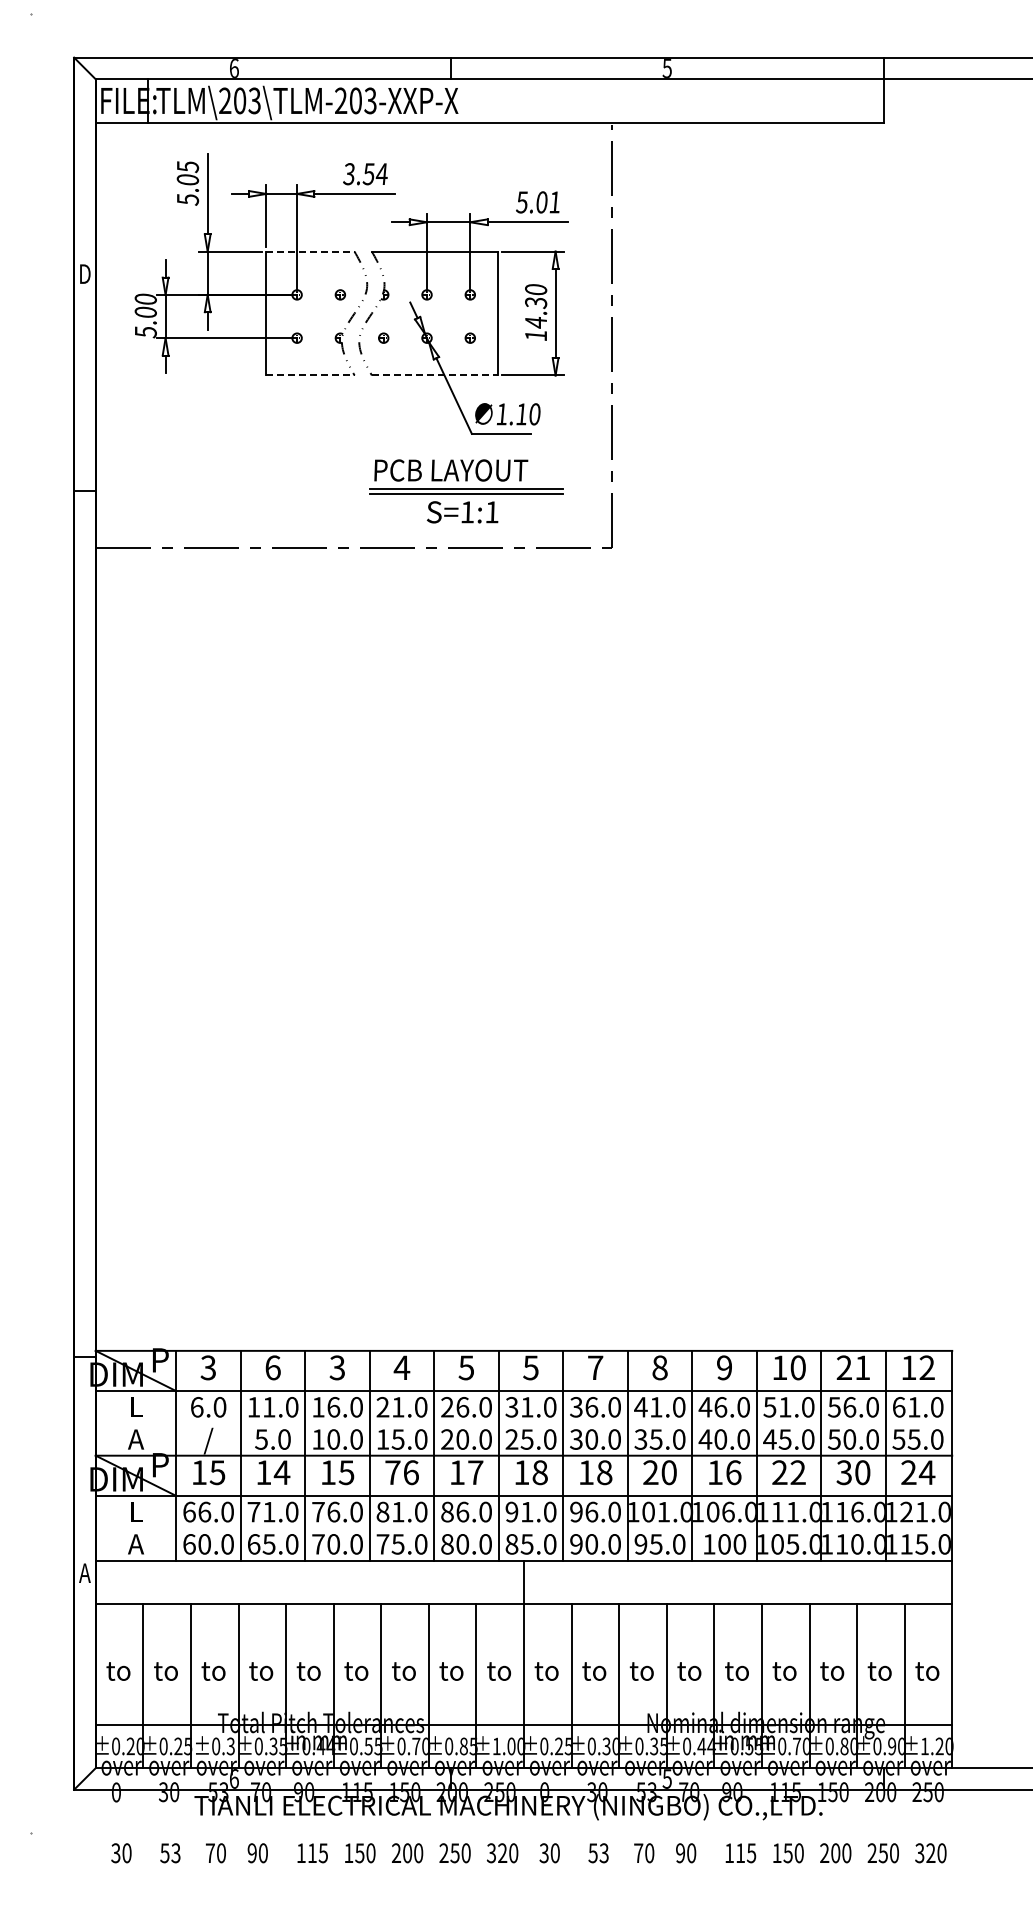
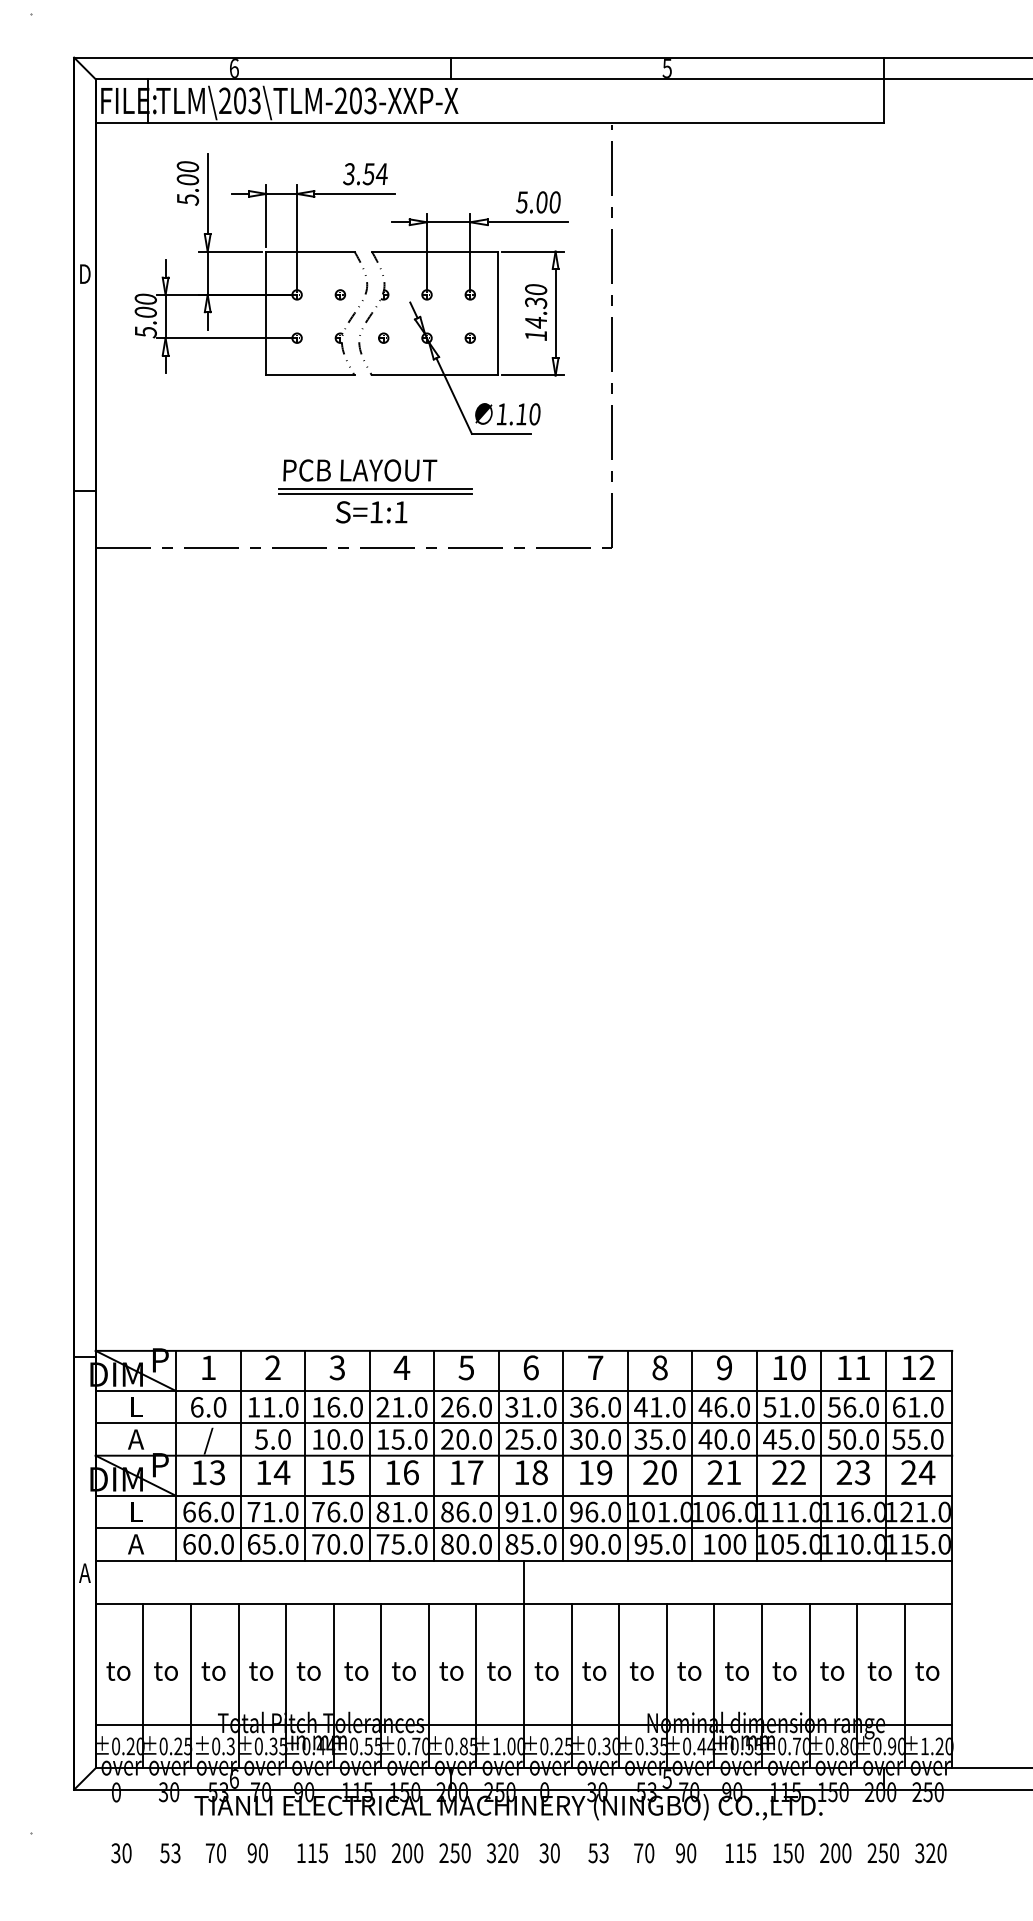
text: 5.05 -> 5.00 (187, 167)
text: 5.01 -> 5.00 (554, 202)
line: dashed -> solid (311, 251)
line: dashed -> solid (311, 375)
line: dashed -> solid (434, 375)
part position: (466, 491) -> (375, 491) (375, 491)
text: 3 -> 1 (207, 1367)
text: 6 -> 2 (272, 1367)
text: 5 -> 6 (530, 1367)
text: 21 -> 11 (843, 1367)
line: none -> present (523, 1423)
text: 15 -> 13 (217, 1472)
text: 76 -> 16 (392, 1472)
text: 18 -> 19 (604, 1472)
text: 16 -> 21 (724, 1472)
text: 30 -> 23 (853, 1472)
line: none -> present (523, 1528)
